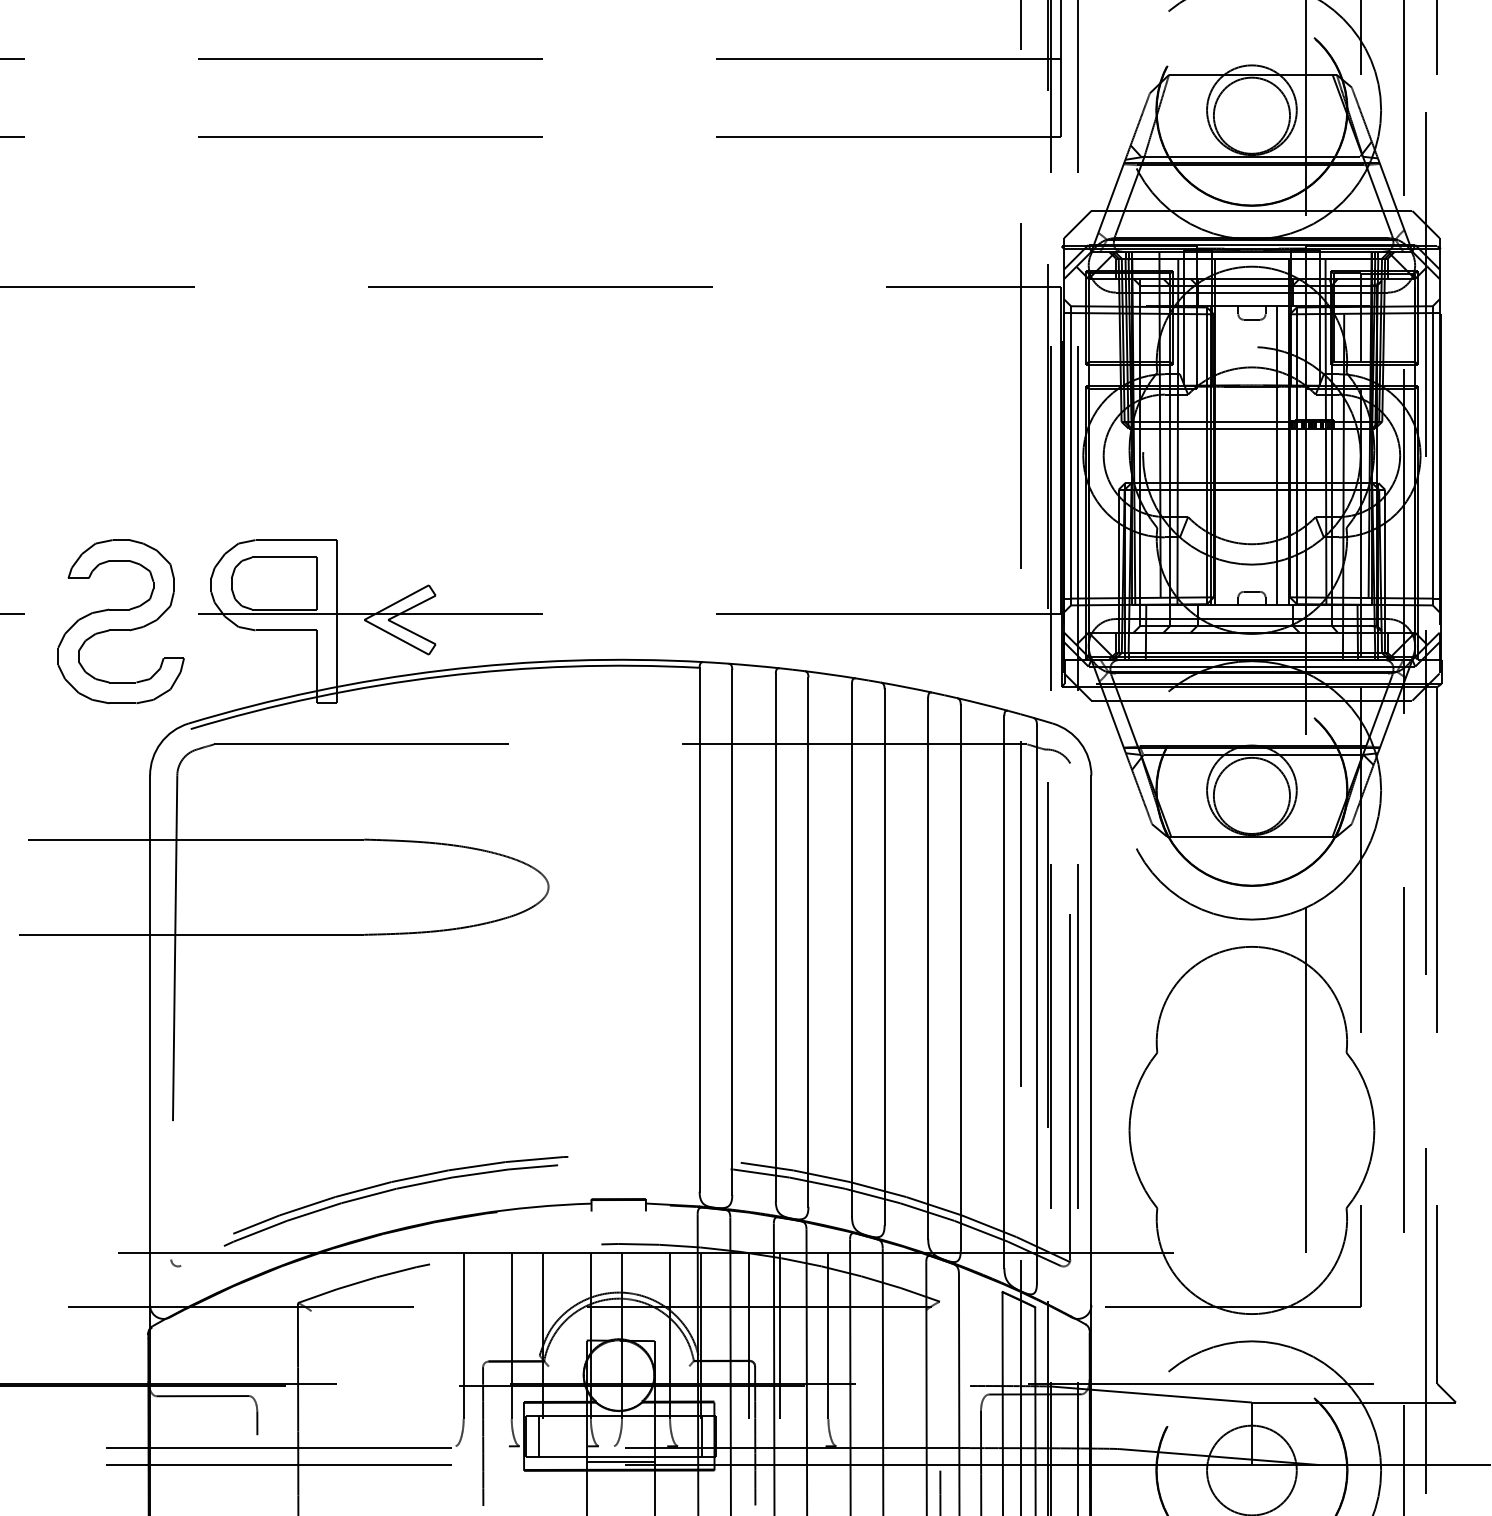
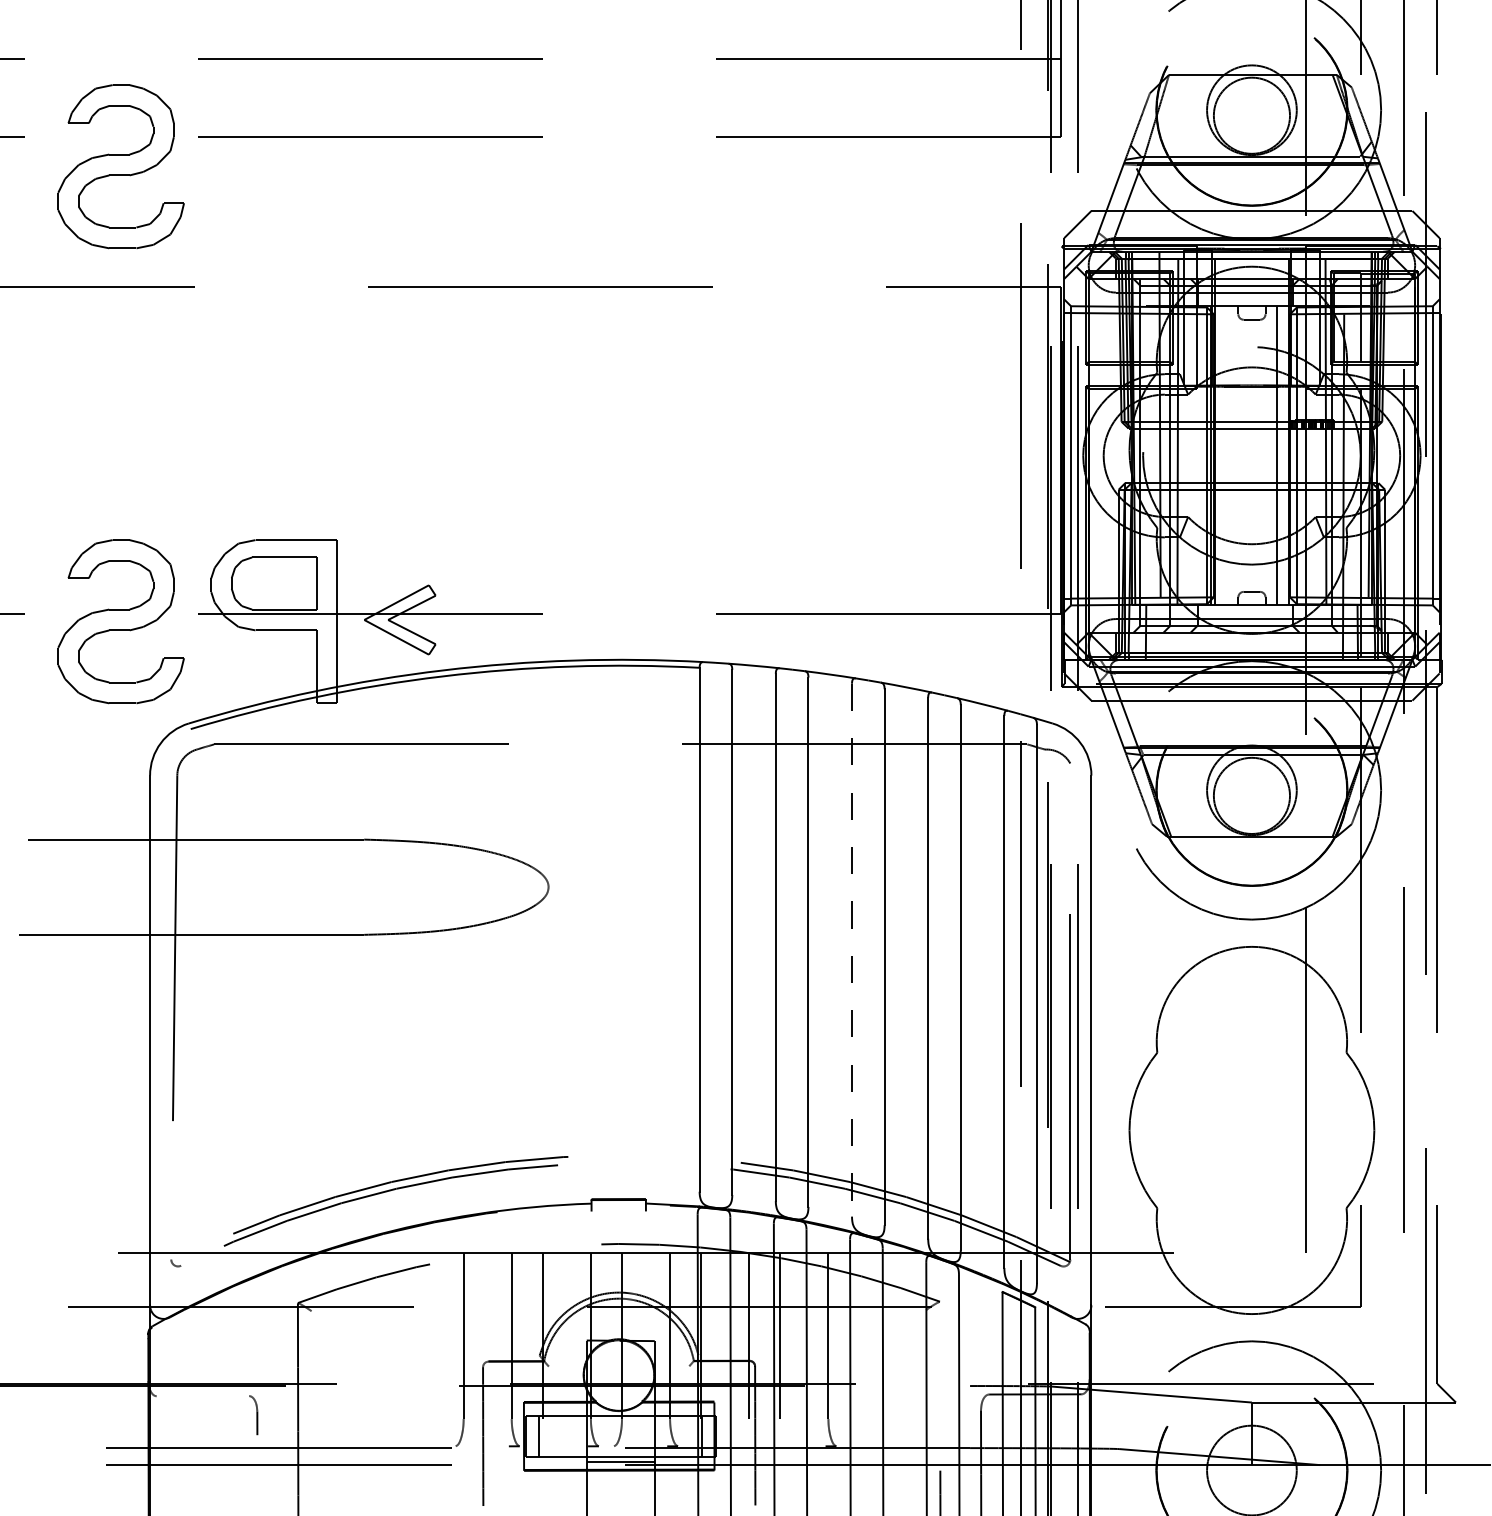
part: none -> present (120, 166)
line: solid -> dashed (852, 950)
line: present -> none (202, 1396)
